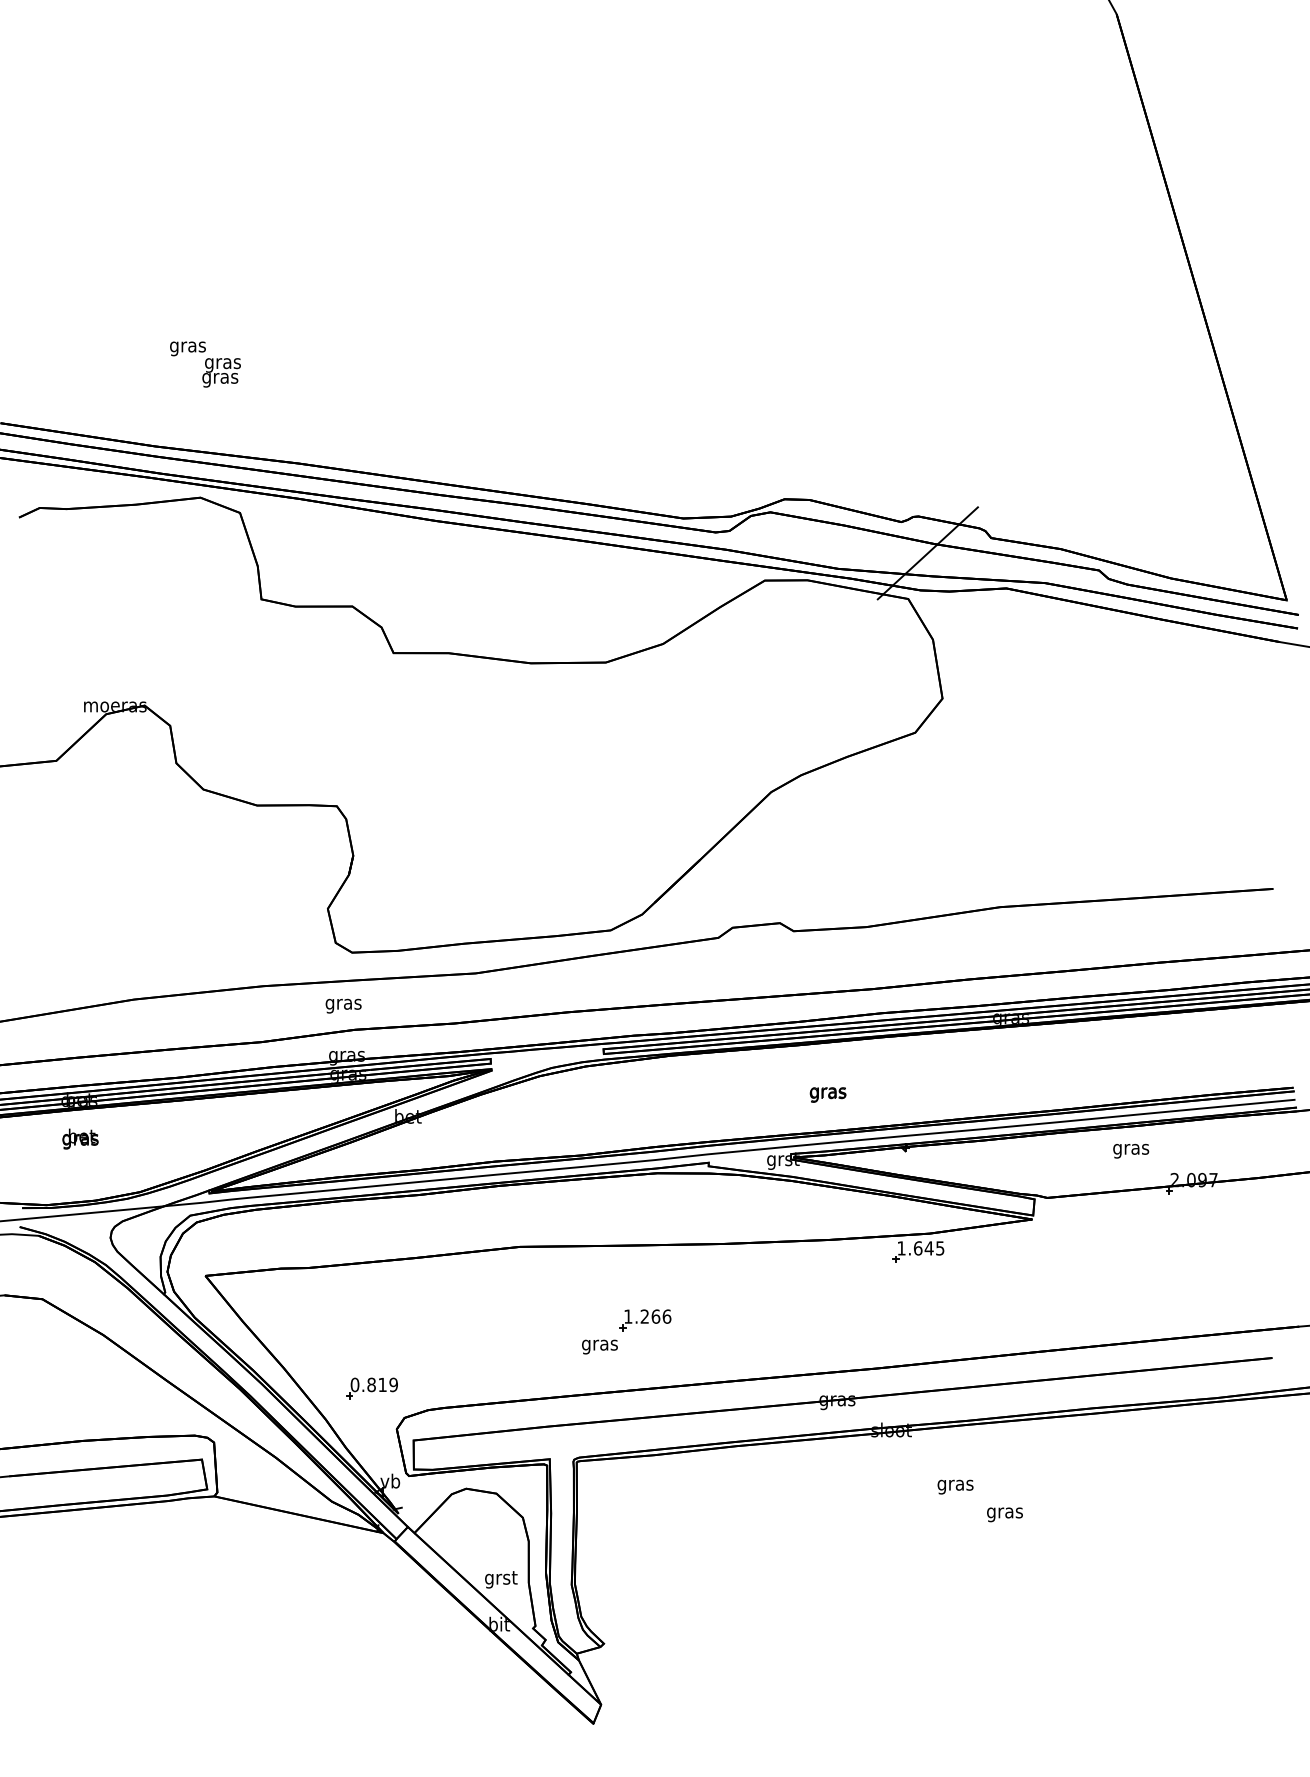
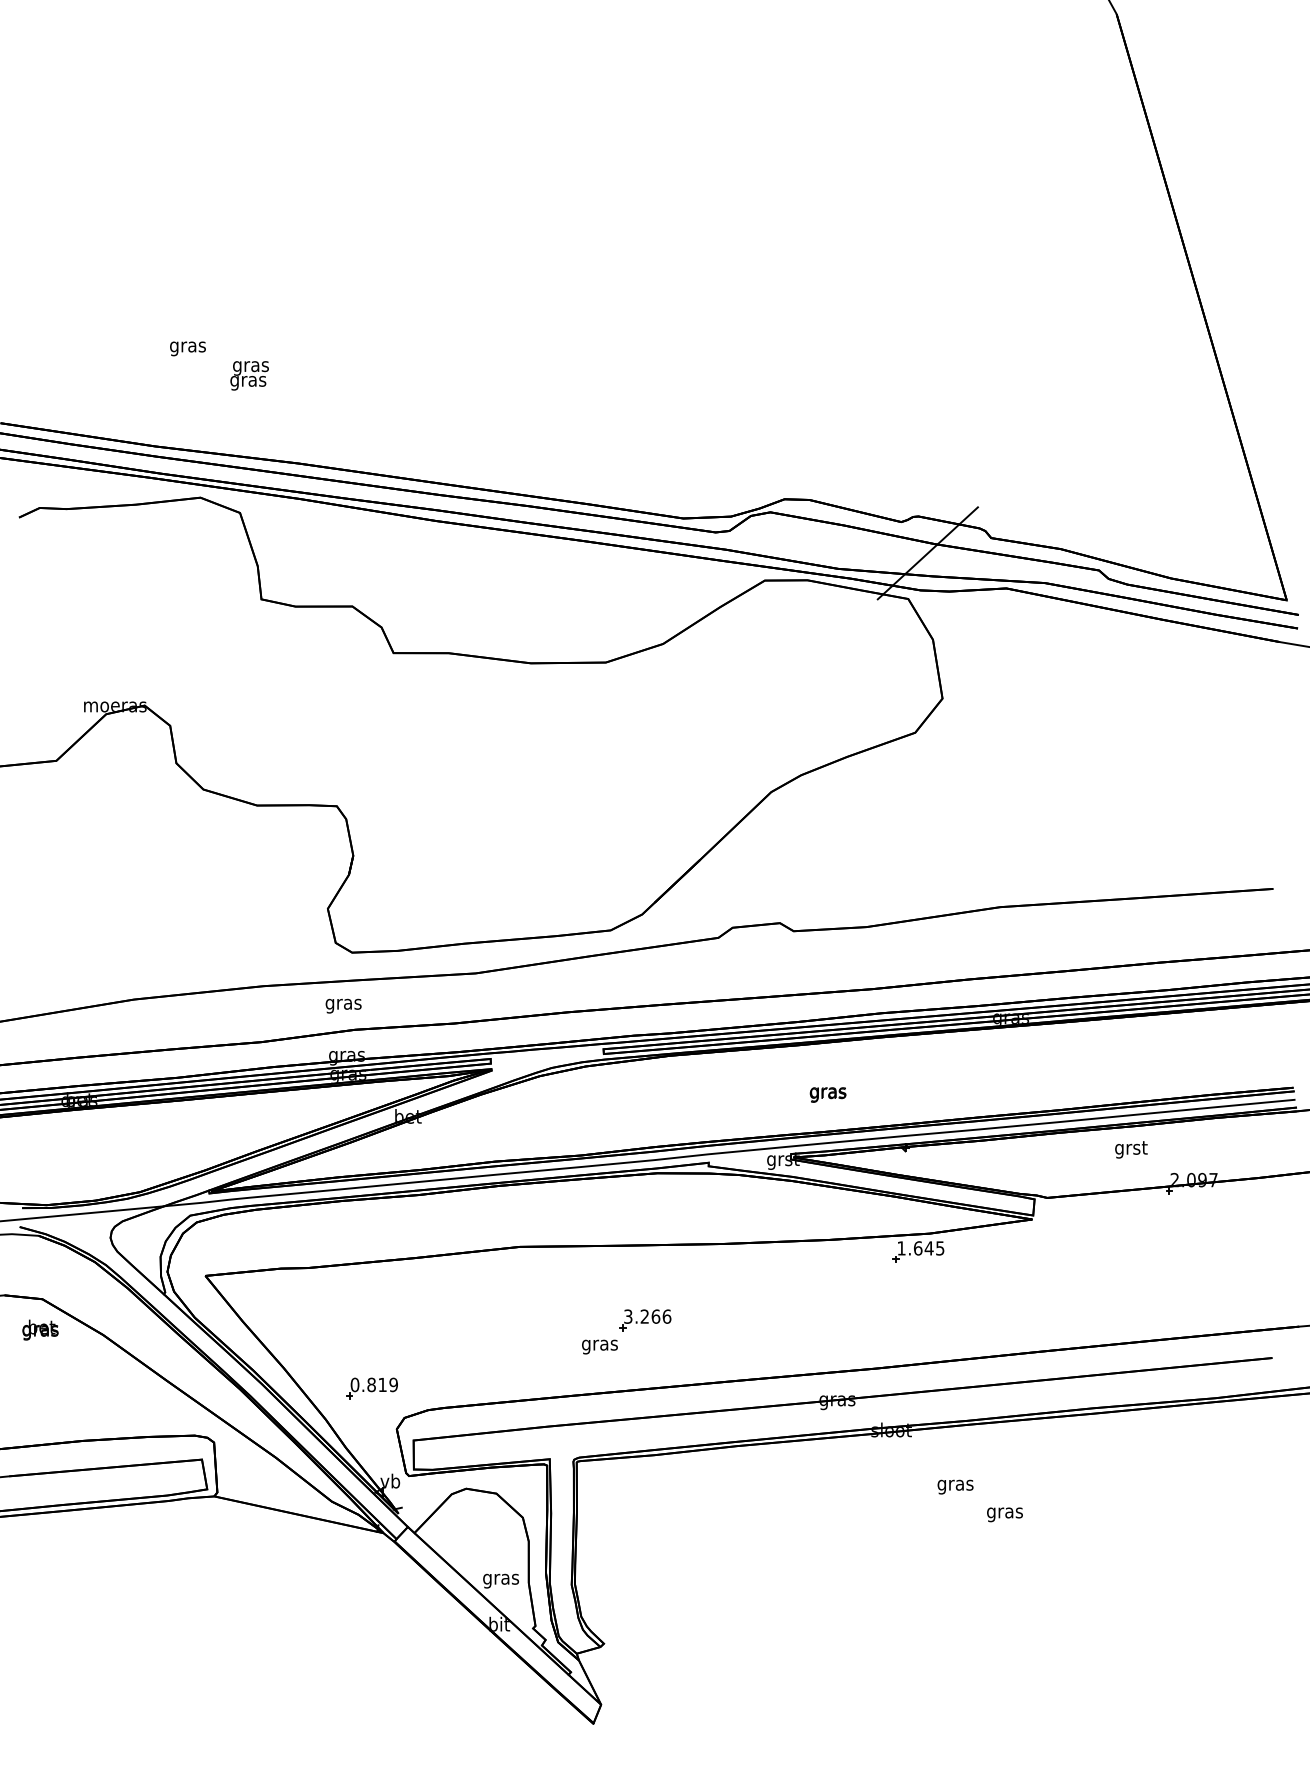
text position: (221, 372) -> (249, 375) (249, 375)
text position: (80, 1138) -> (40, 1329) (40, 1329)
text: gras -> grst (1131, 1149)
text: 1.266 -> 3.266 (628, 1316)
text: grst -> gras (501, 1579)
